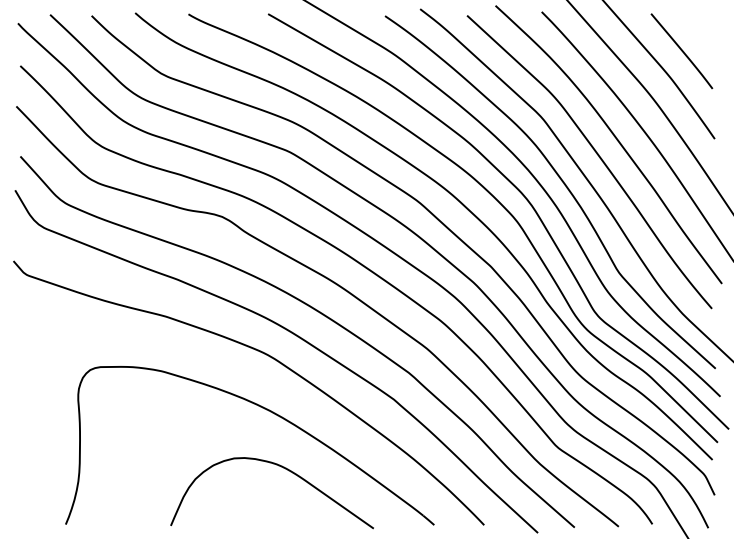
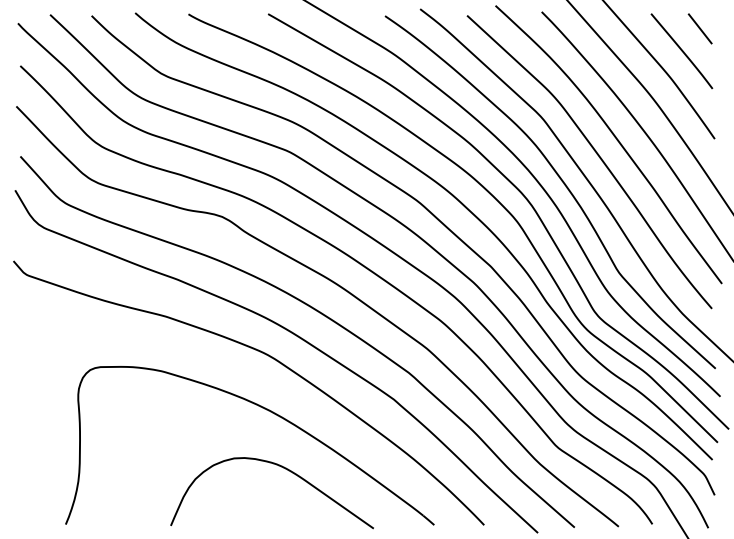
line: none -> present (699, 28)
